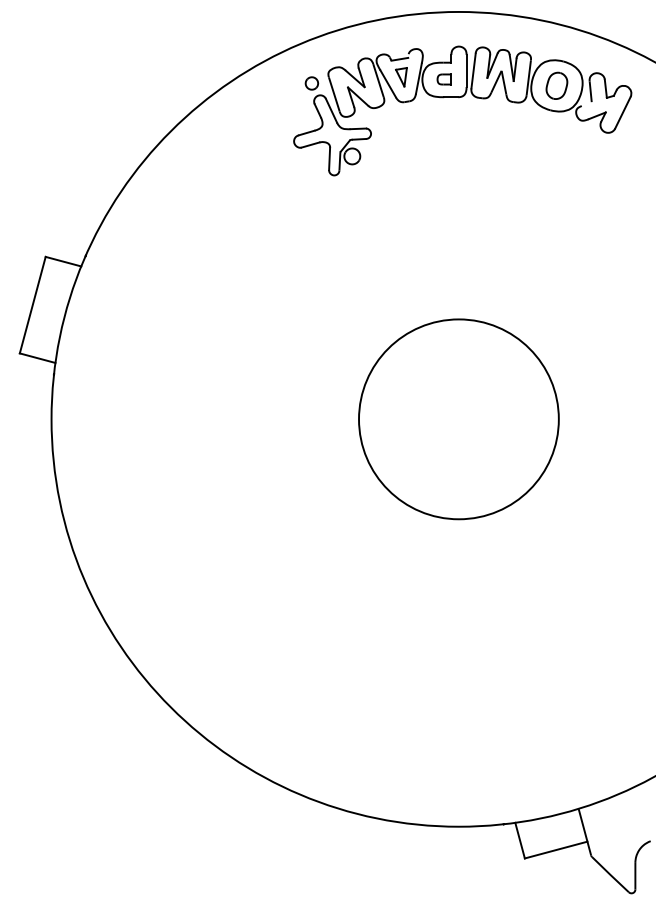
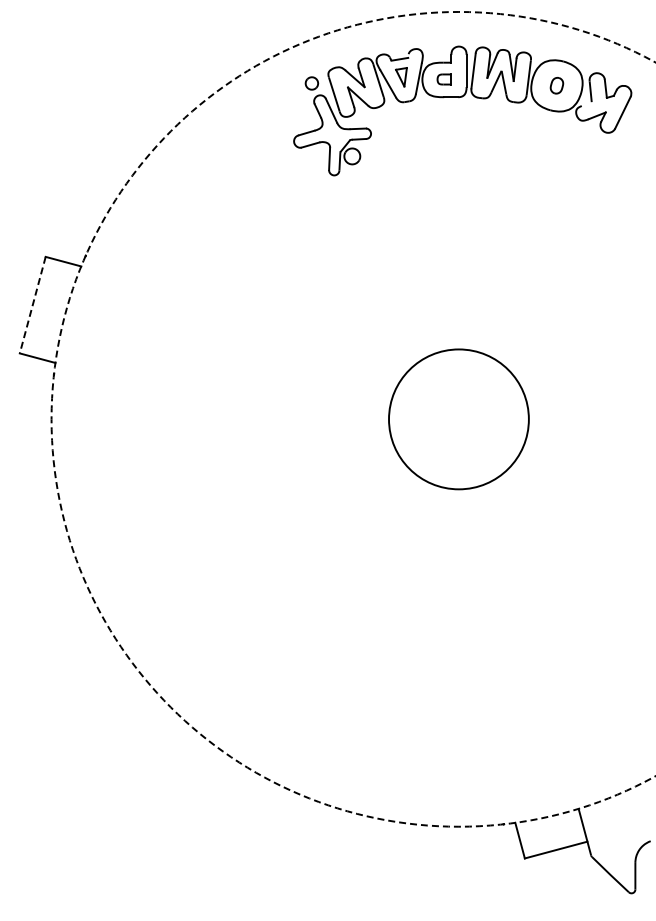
part size: 24x29 px -> 16x18 px (556, 85)
line: solid -> dashed (32, 305)
circle: solid -> dashed (353, 418)
circle size: 202x203 px -> 142x143 px (458, 419)
